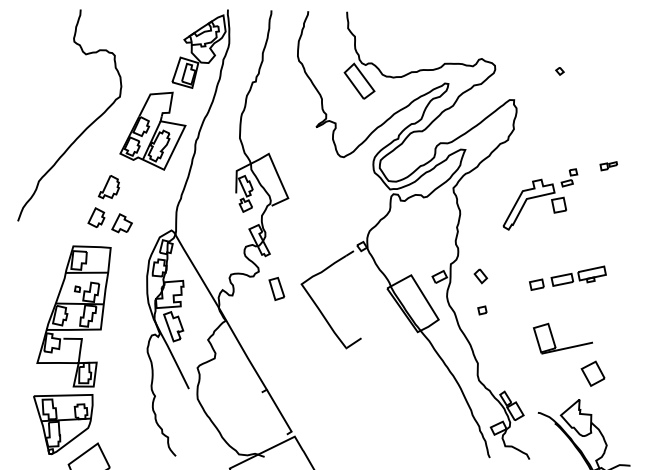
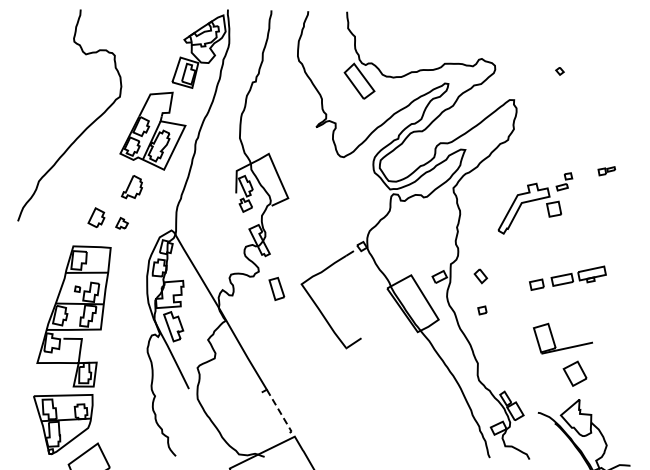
part position: (608, 166) -> (606, 171) (606, 171)
part position: (108, 187) -> (131, 187) (131, 187)
part position: (540, 199) -> (535, 203) (535, 203)
part size: 22x21 px -> 14x14 px (121, 222)
part position: (592, 373) -> (574, 373) (574, 373)
line: solid -> dashed (281, 413)
